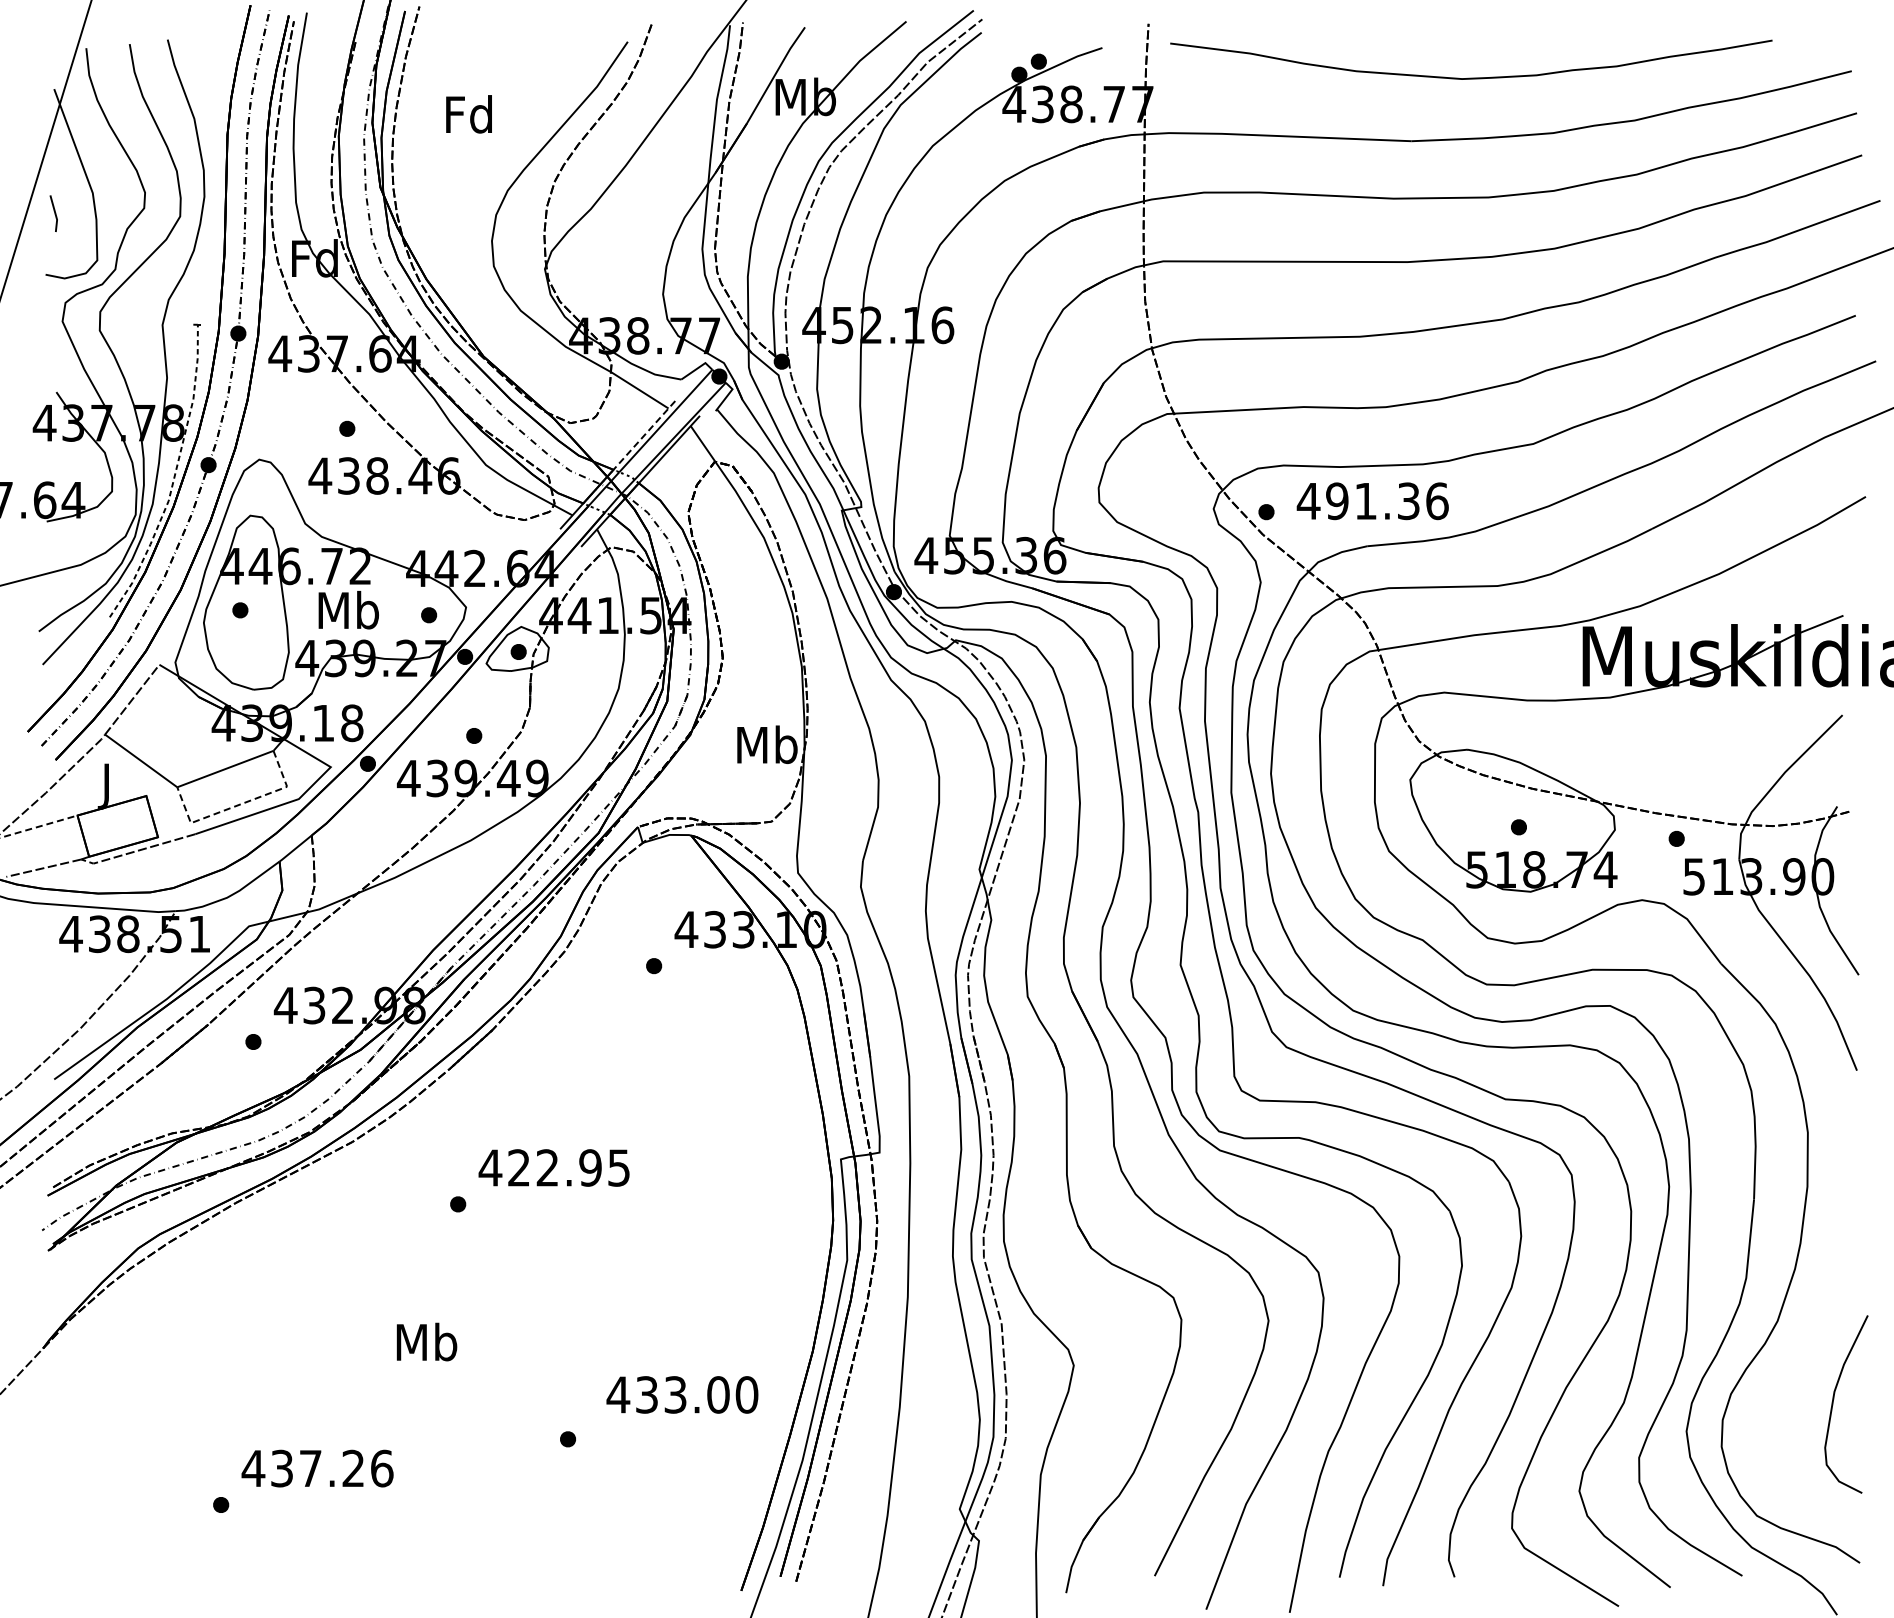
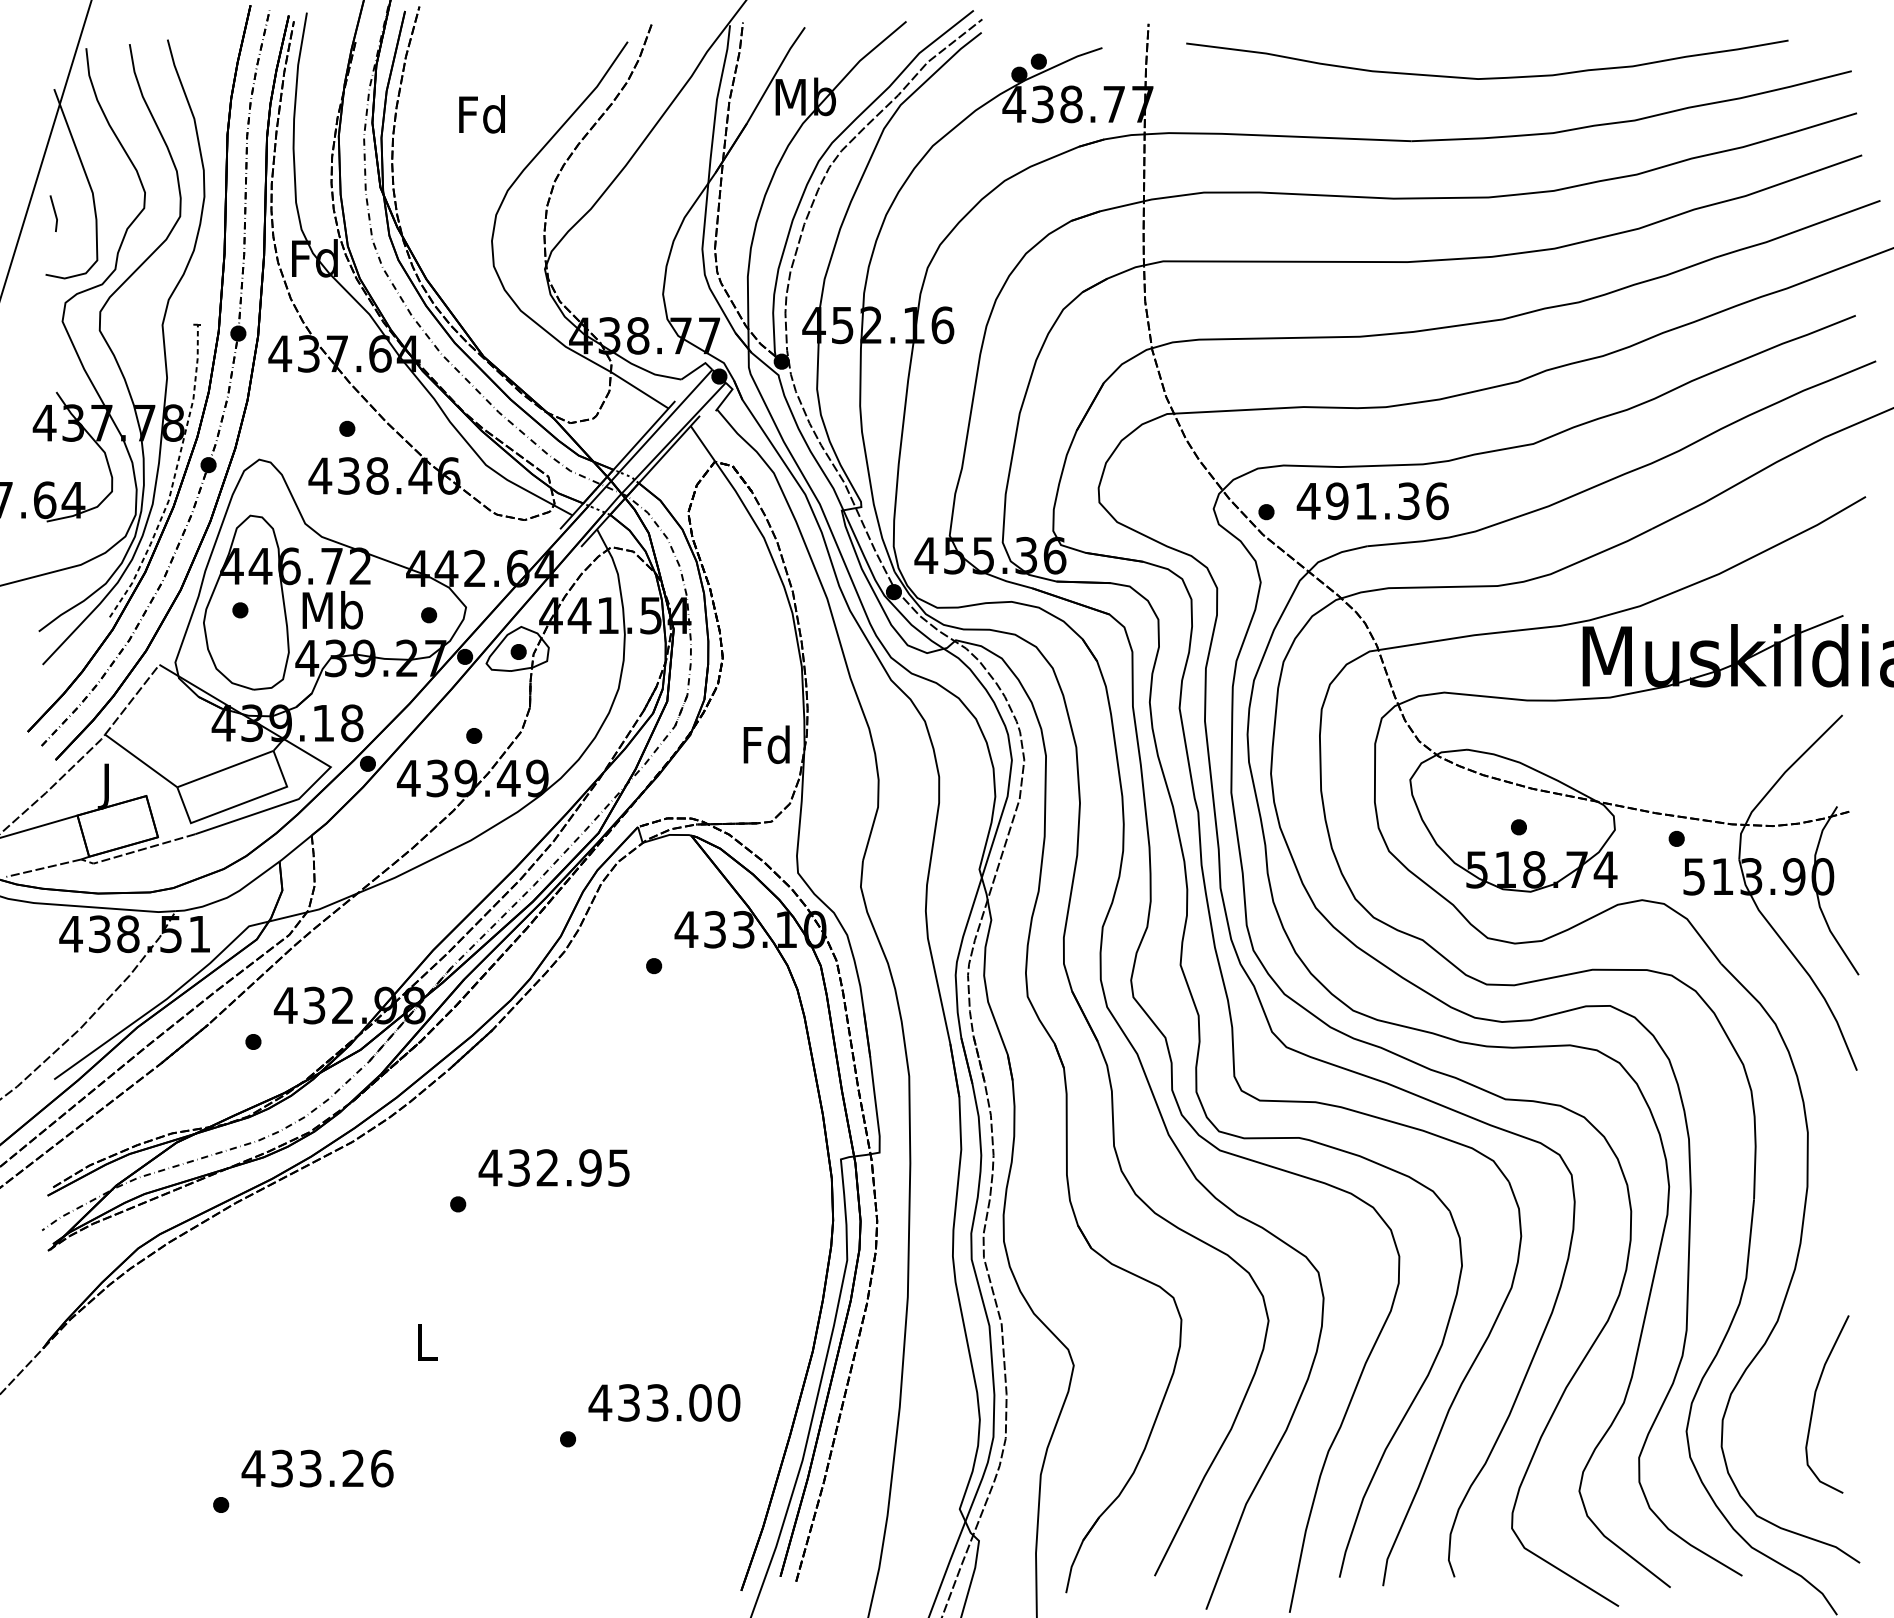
curve position: (1471, 77) -> (1487, 77) (1487, 77)
text position: (468, 114) -> (481, 114) (481, 114)
line: dashed -> solid (644, 435)
text position: (348, 610) -> (332, 610) (332, 610)
text: Mb -> Fd (767, 744)
line: dashed -> solid (238, 805)
line: dashed -> solid (39, 826)
text: 422.95 -> 432.95 (518, 1167)
text: Mb -> L (426, 1341)
text position: (682, 1394) -> (664, 1402) (664, 1402)
curve position: (1834, 1399) -> (1815, 1399) (1815, 1399)
text: 437.26 -> 433.26 (310, 1468)
